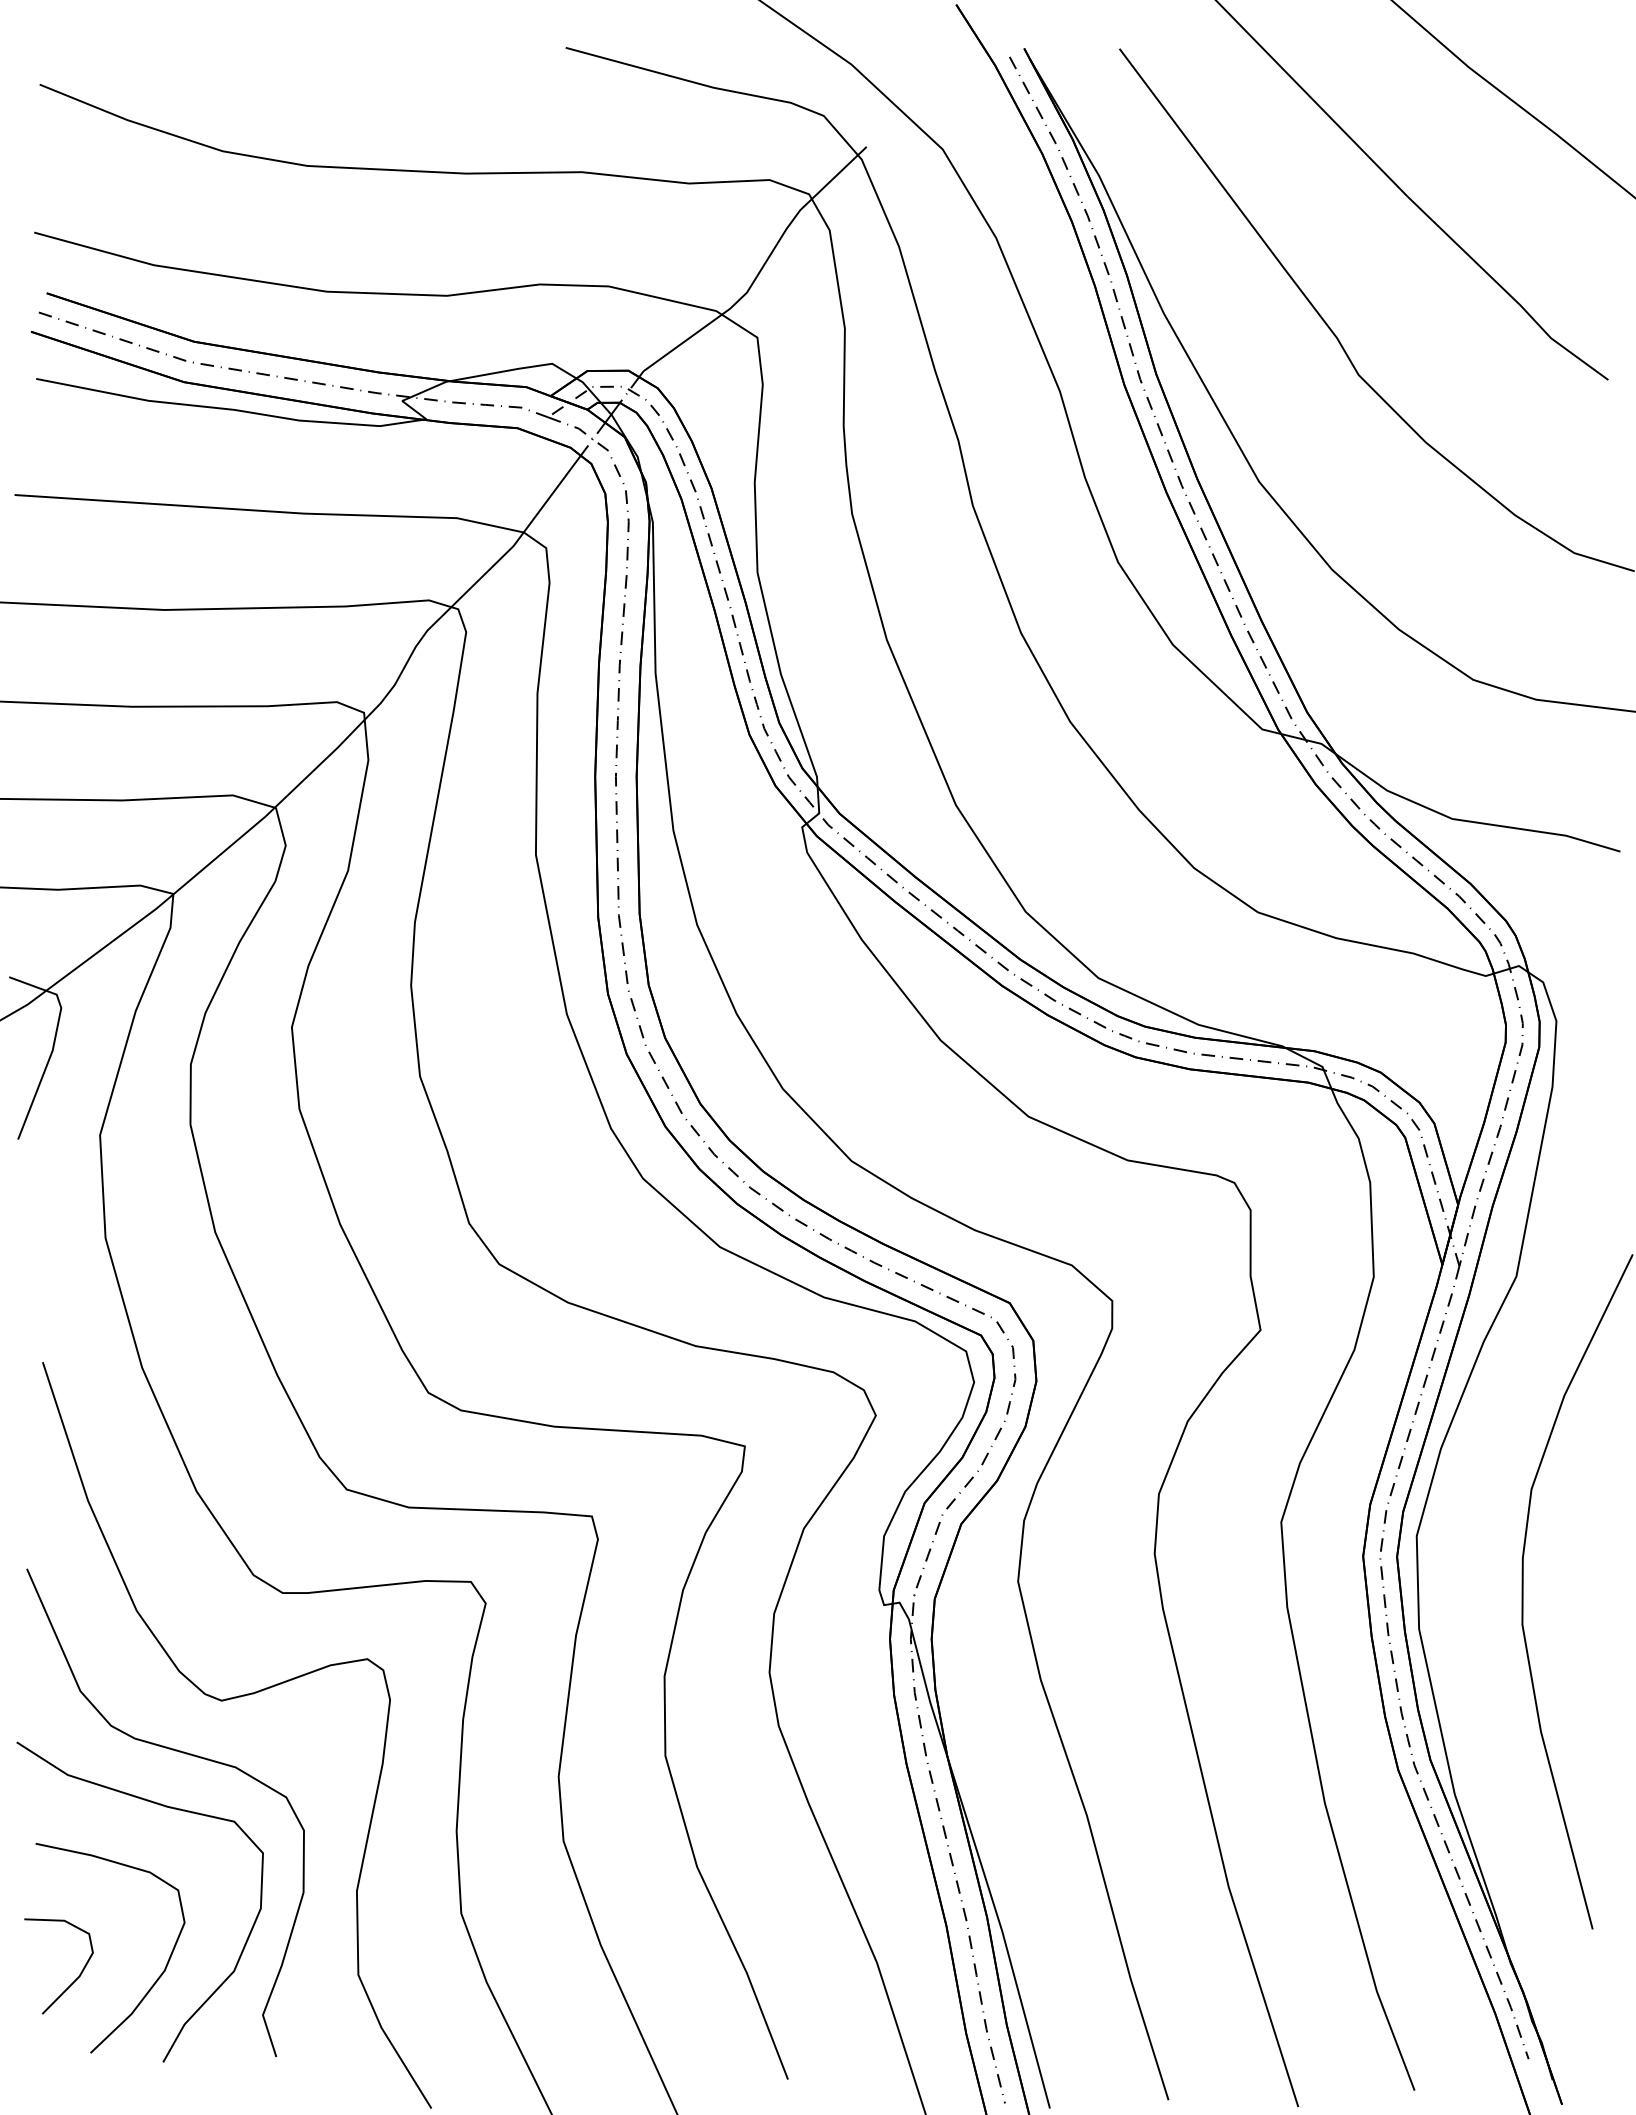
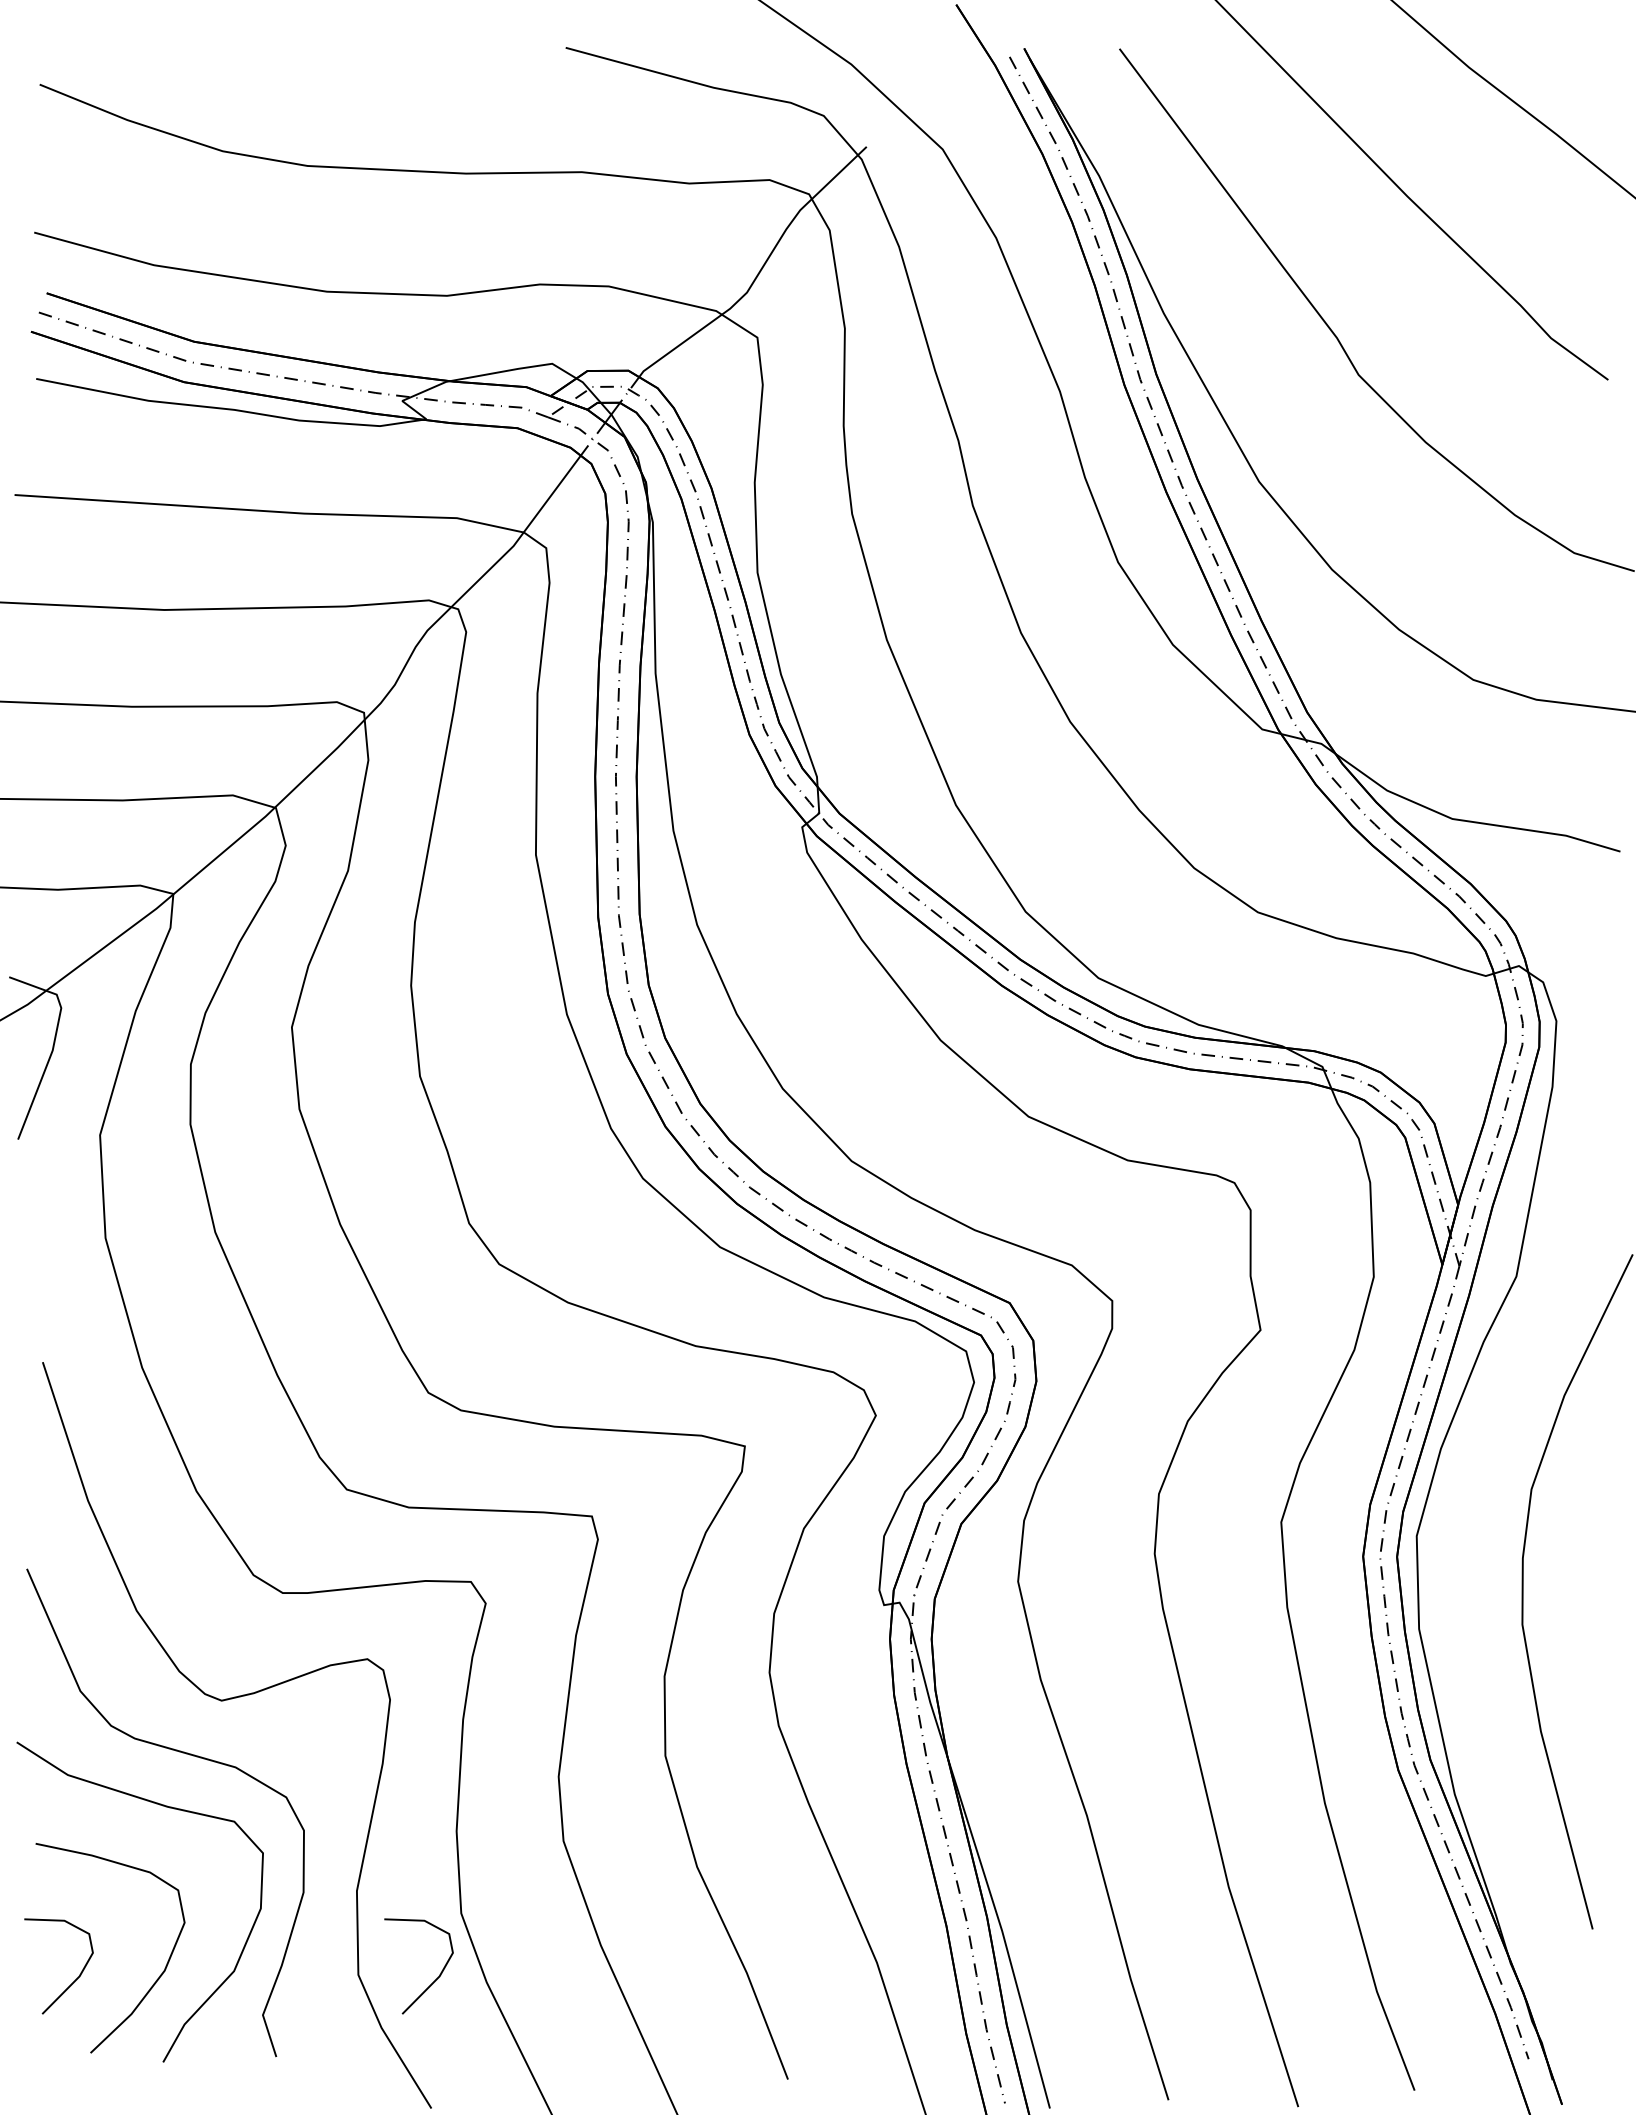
curve: none -> present (433, 1981)
